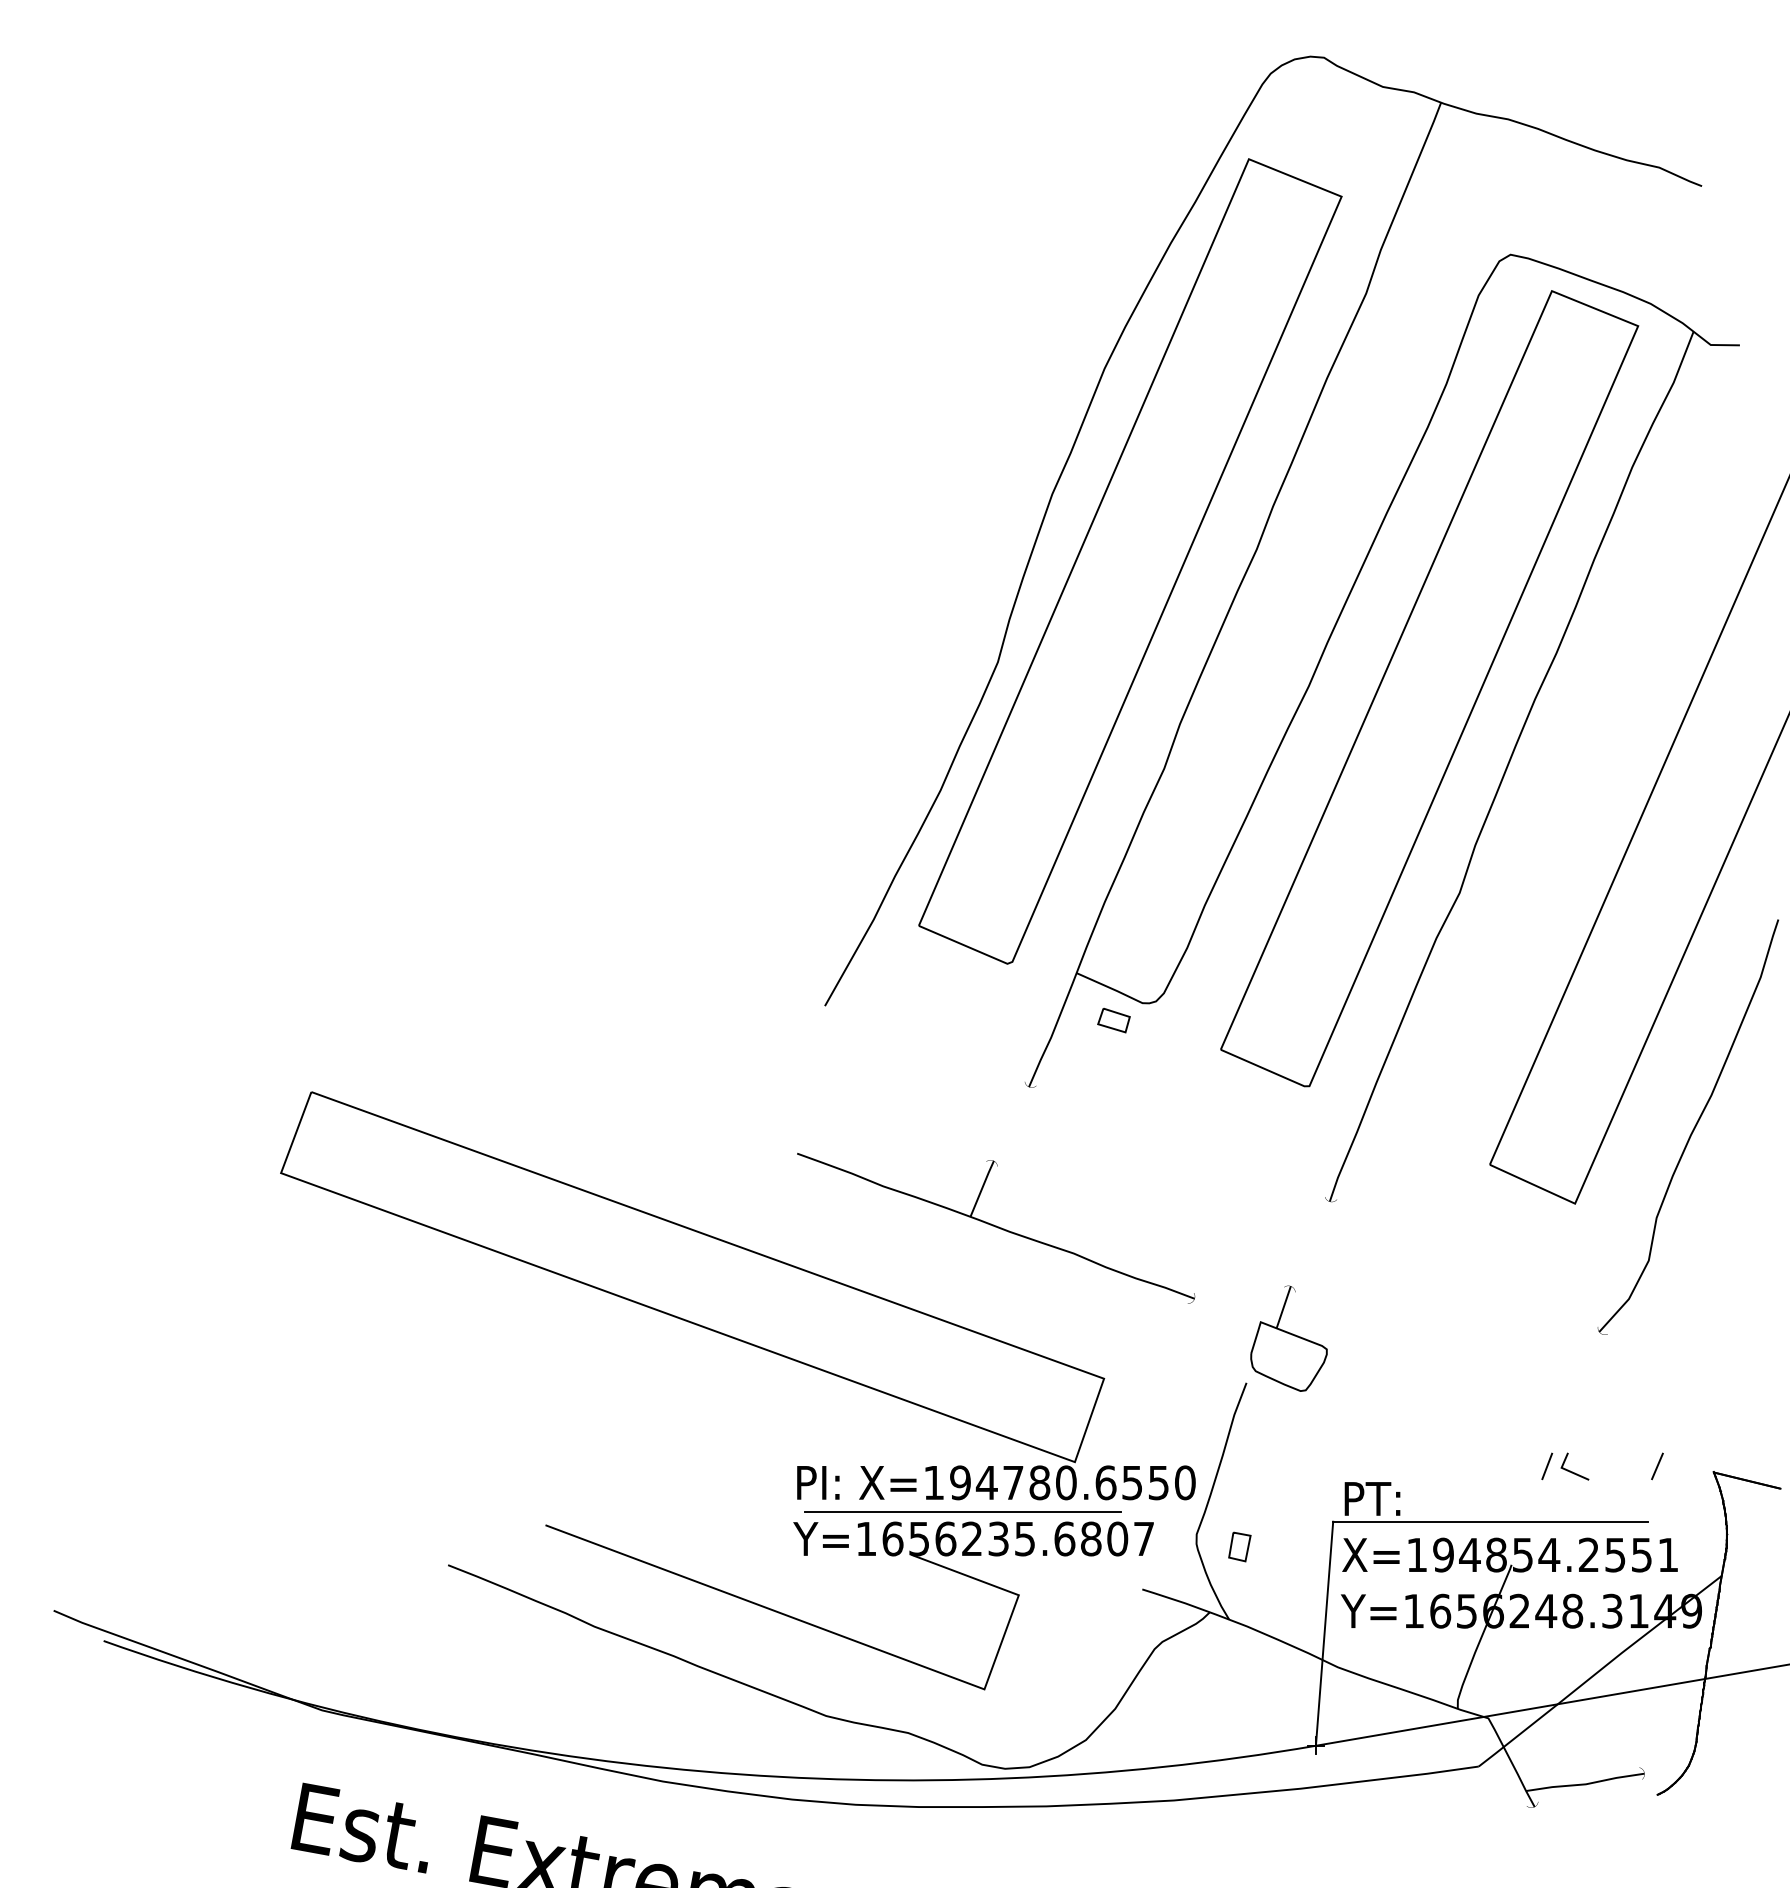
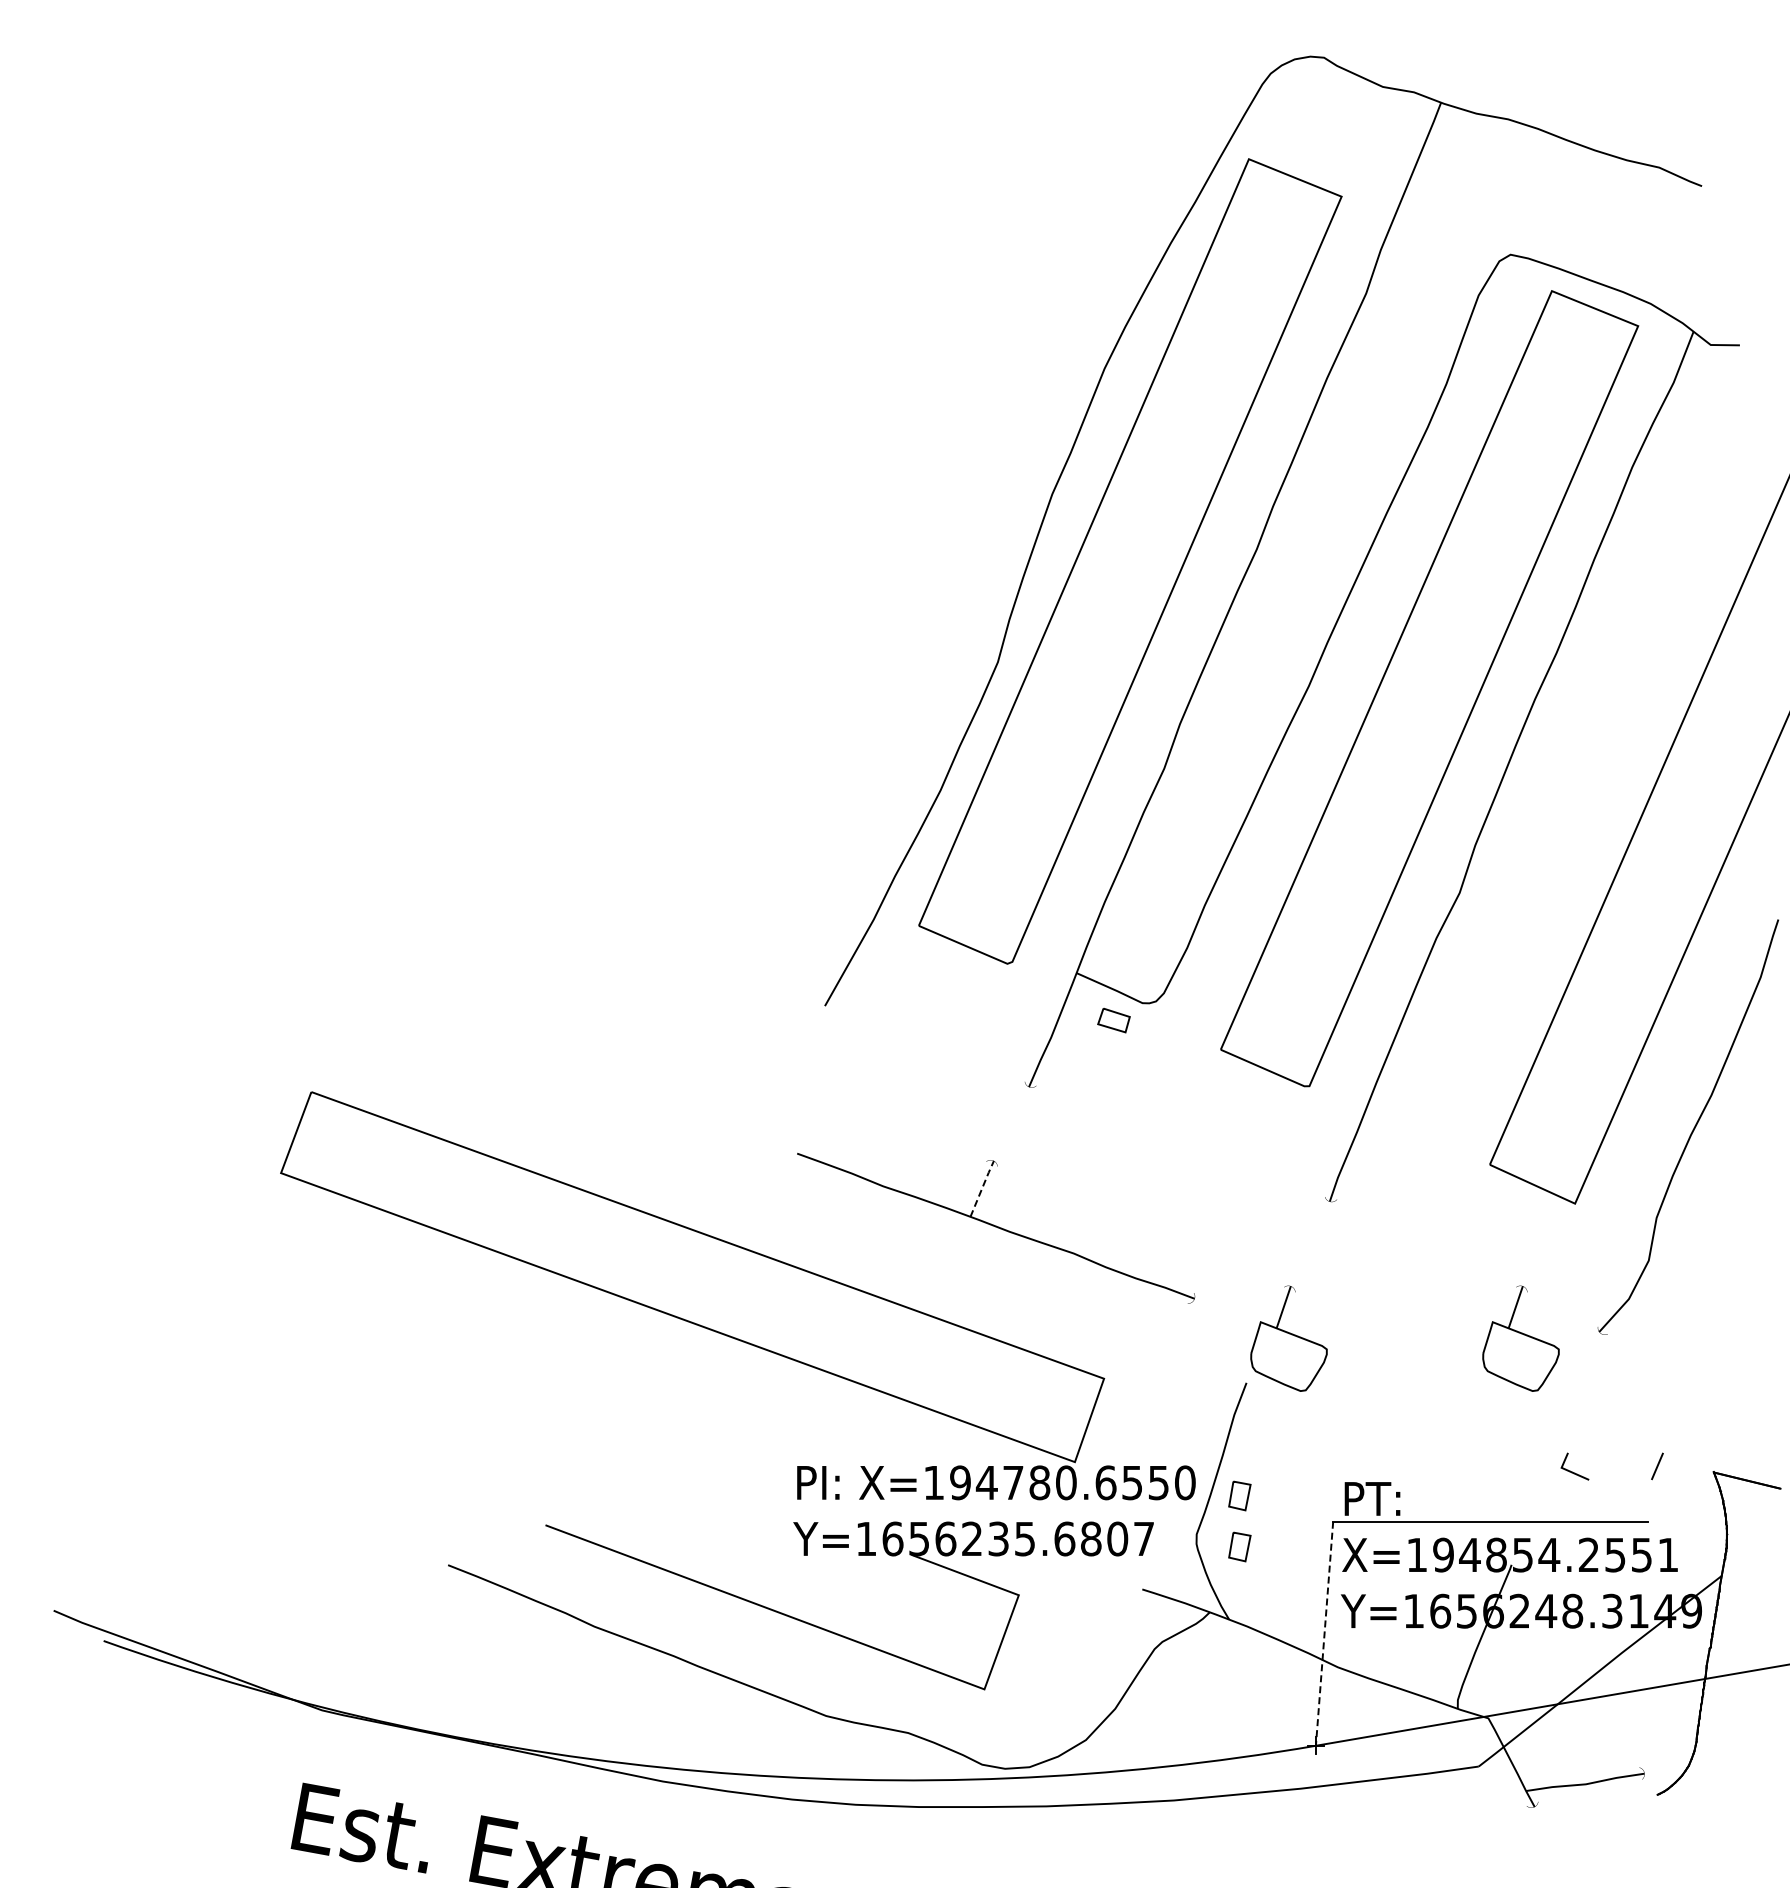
line: solid -> dashed (982, 1188)
part: none -> present (1520, 1338)
line: present -> none (1547, 1466)
part: none -> present (1239, 1495)
line: present -> none (962, 1511)
line: solid -> dashed (1324, 1634)
